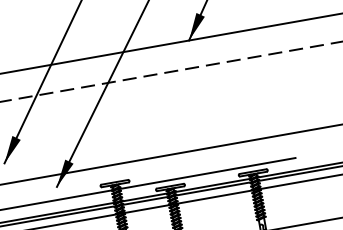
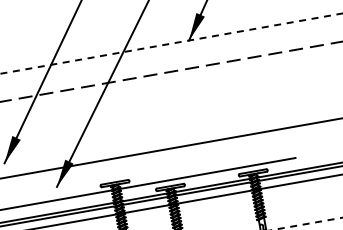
line: solid -> dashed (171, 43)
line position: (170, 154) -> (170, 148) (170, 148)
line: solid -> dashed (308, 223)
